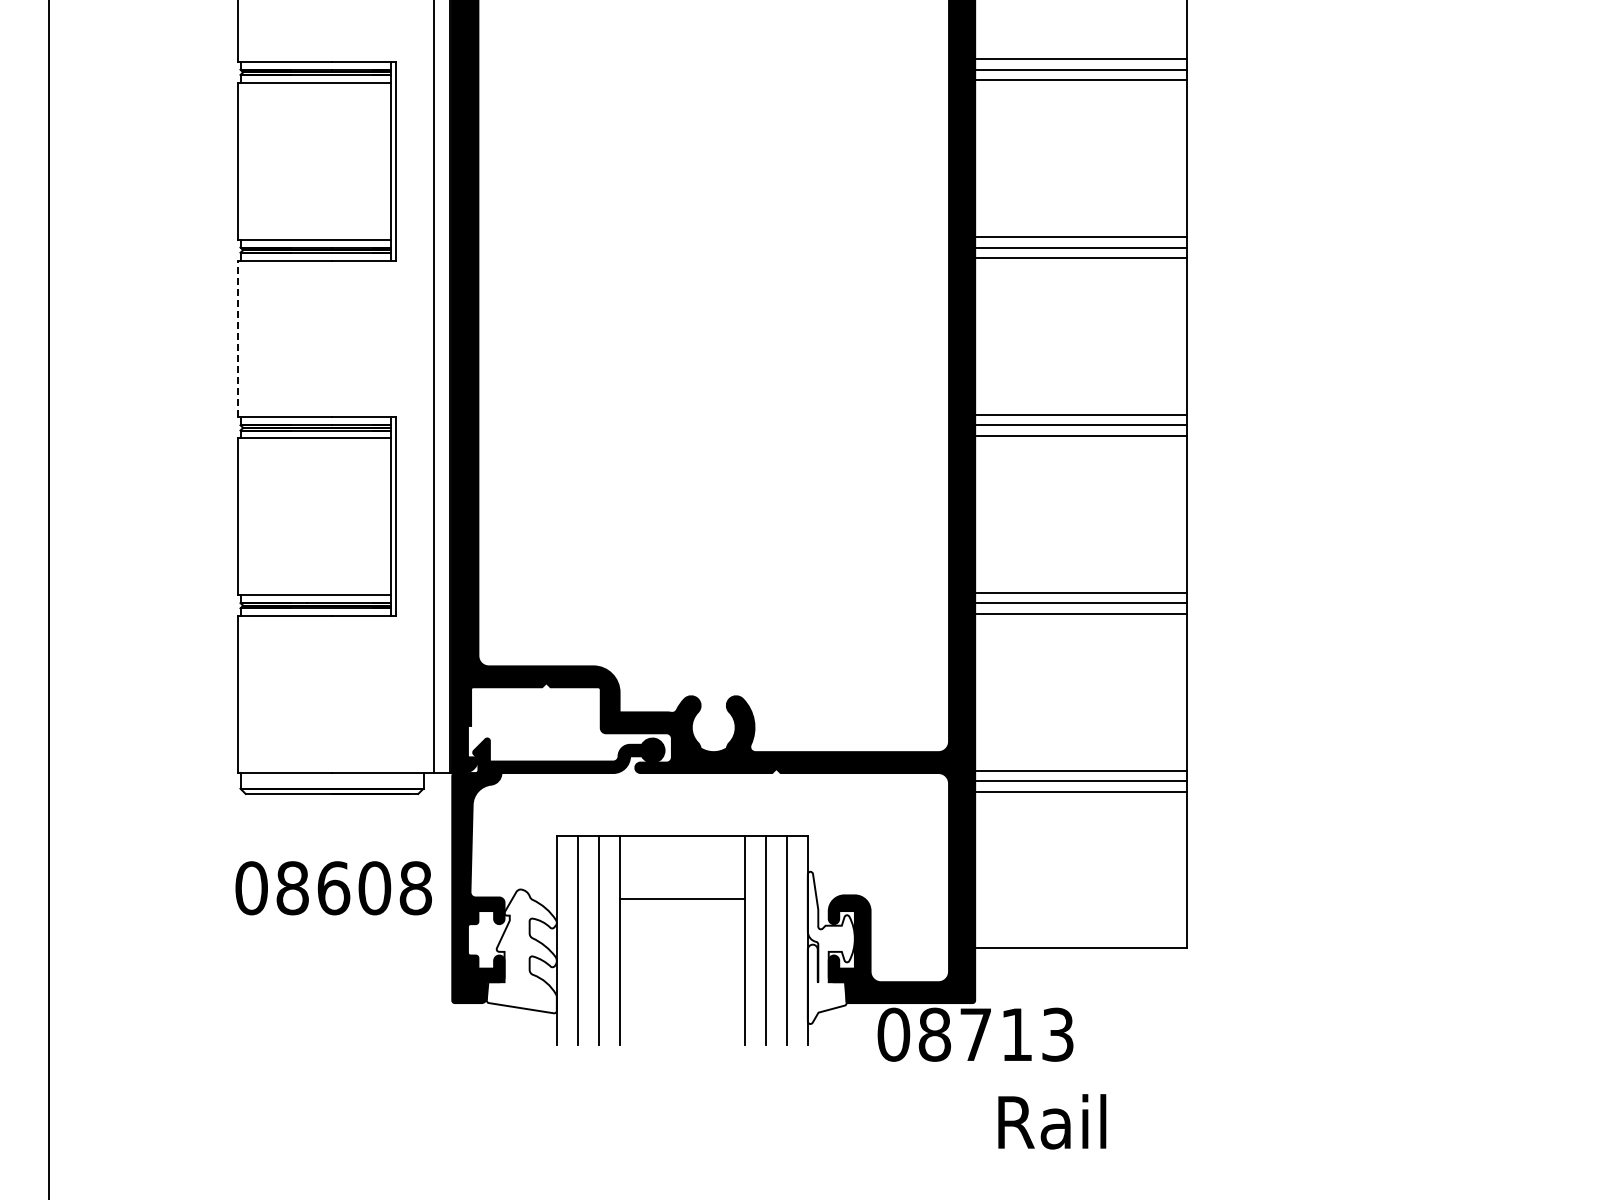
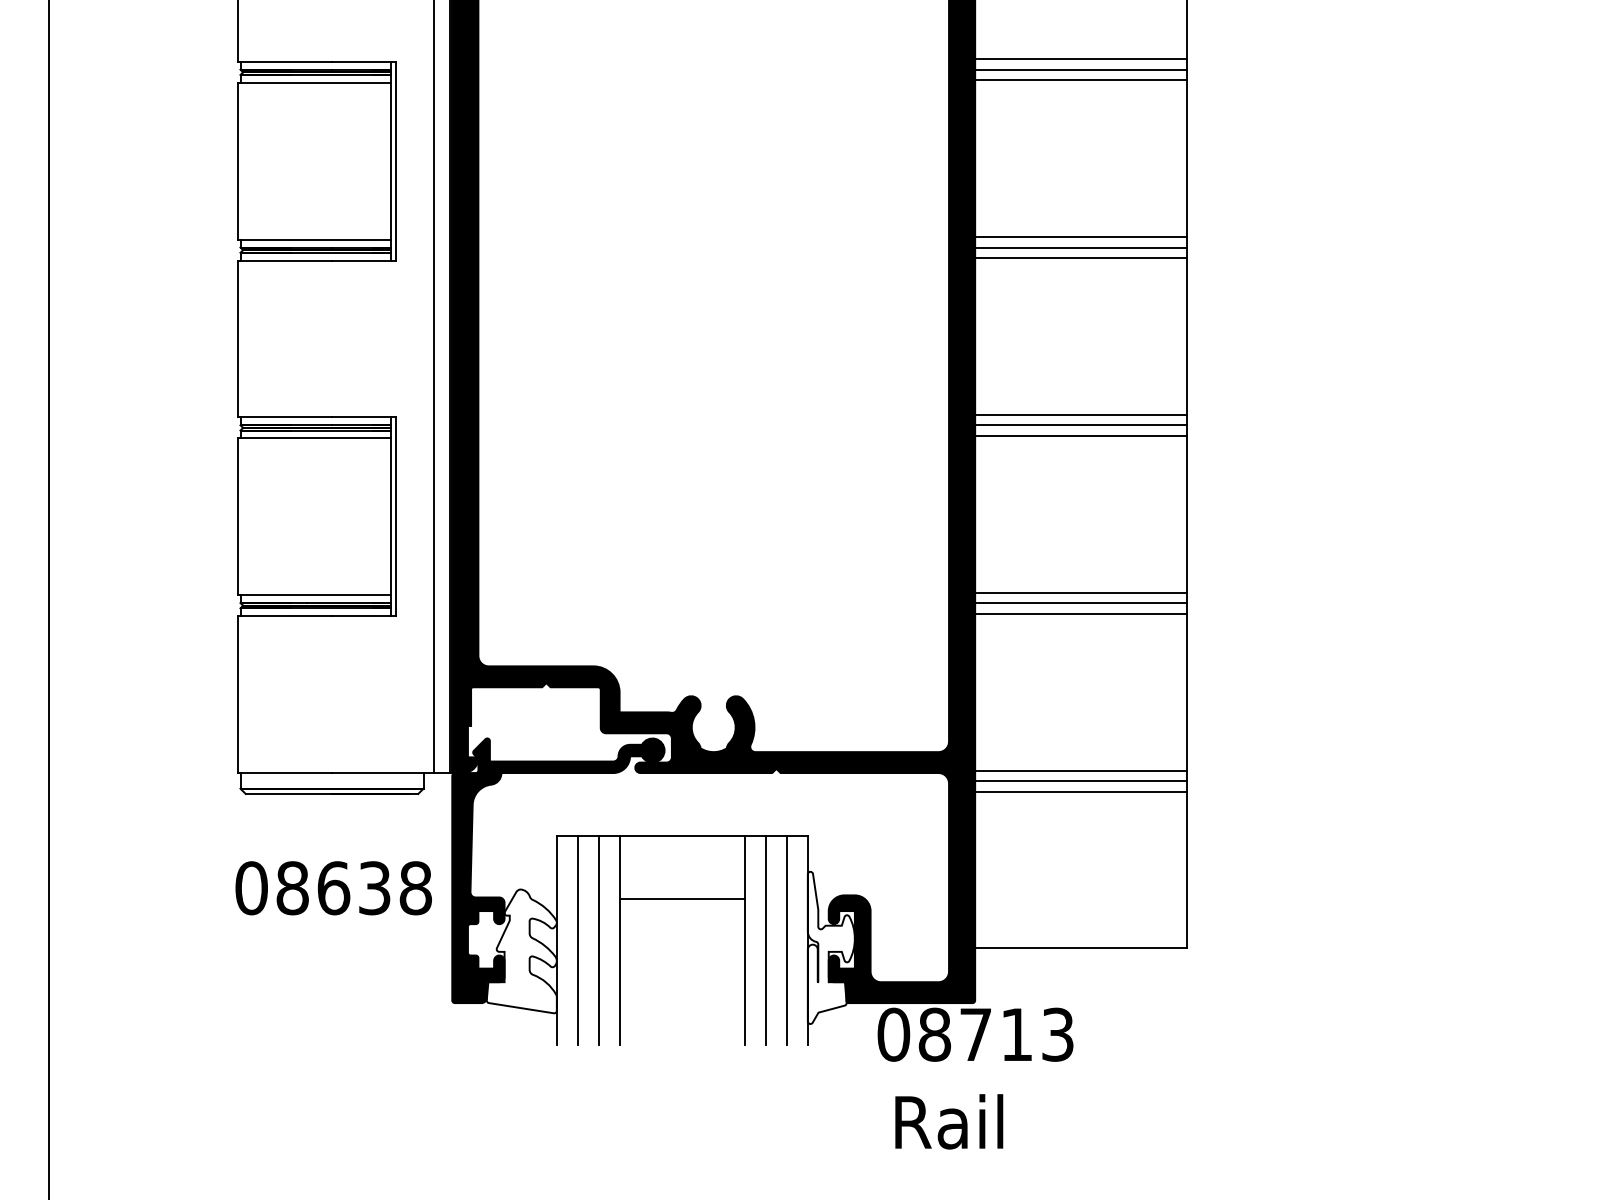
line: dashed -> solid (237, 338)
text: 08608 -> 08638 (374, 888)
text position: (1052, 1121) -> (949, 1121) (949, 1121)
